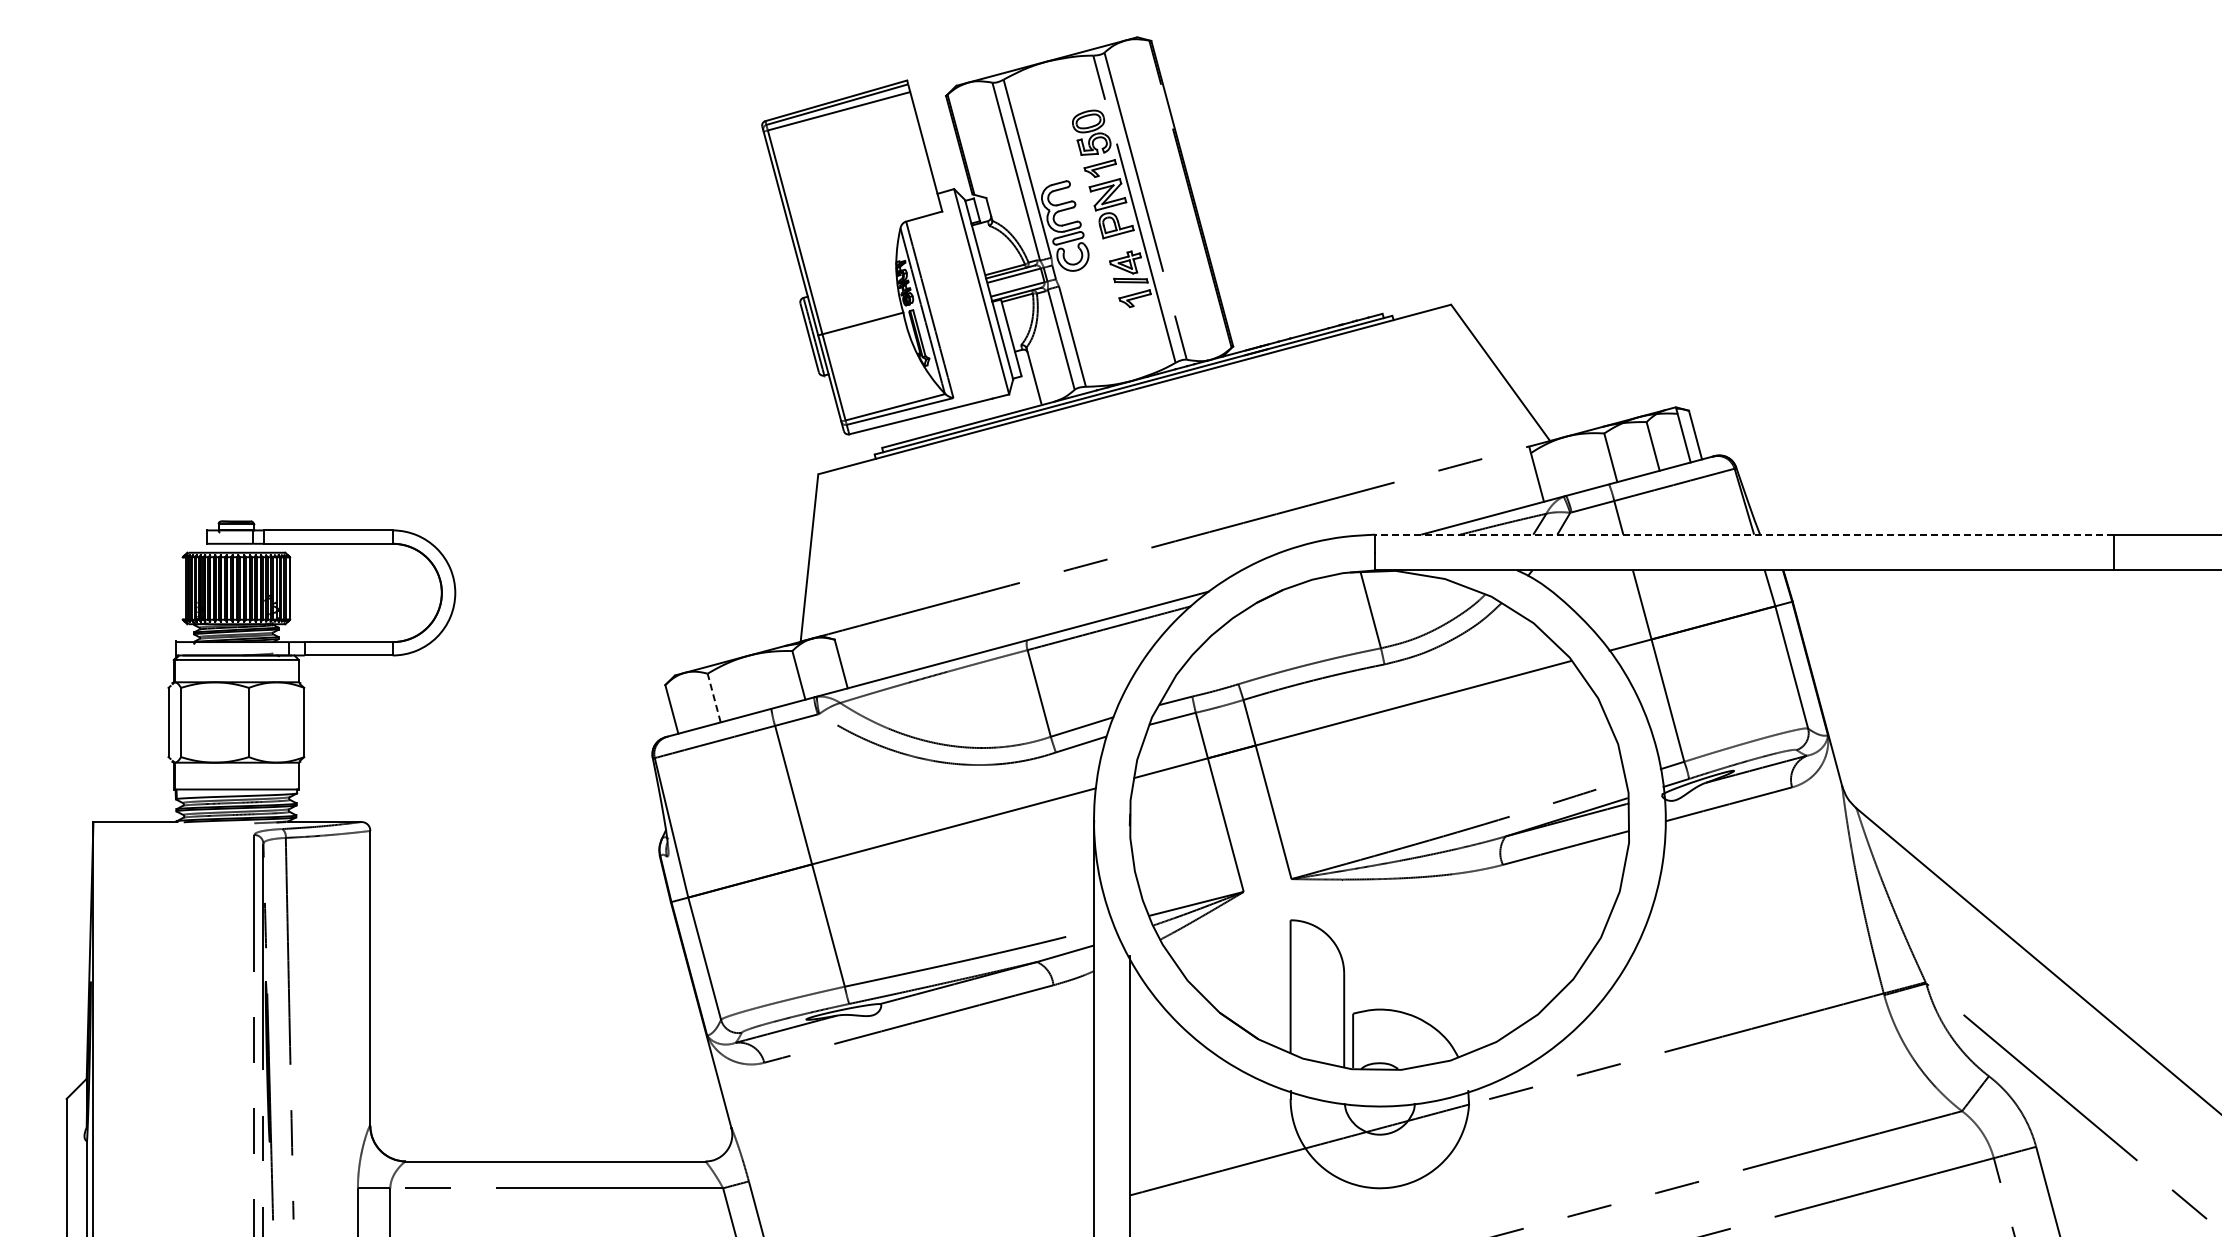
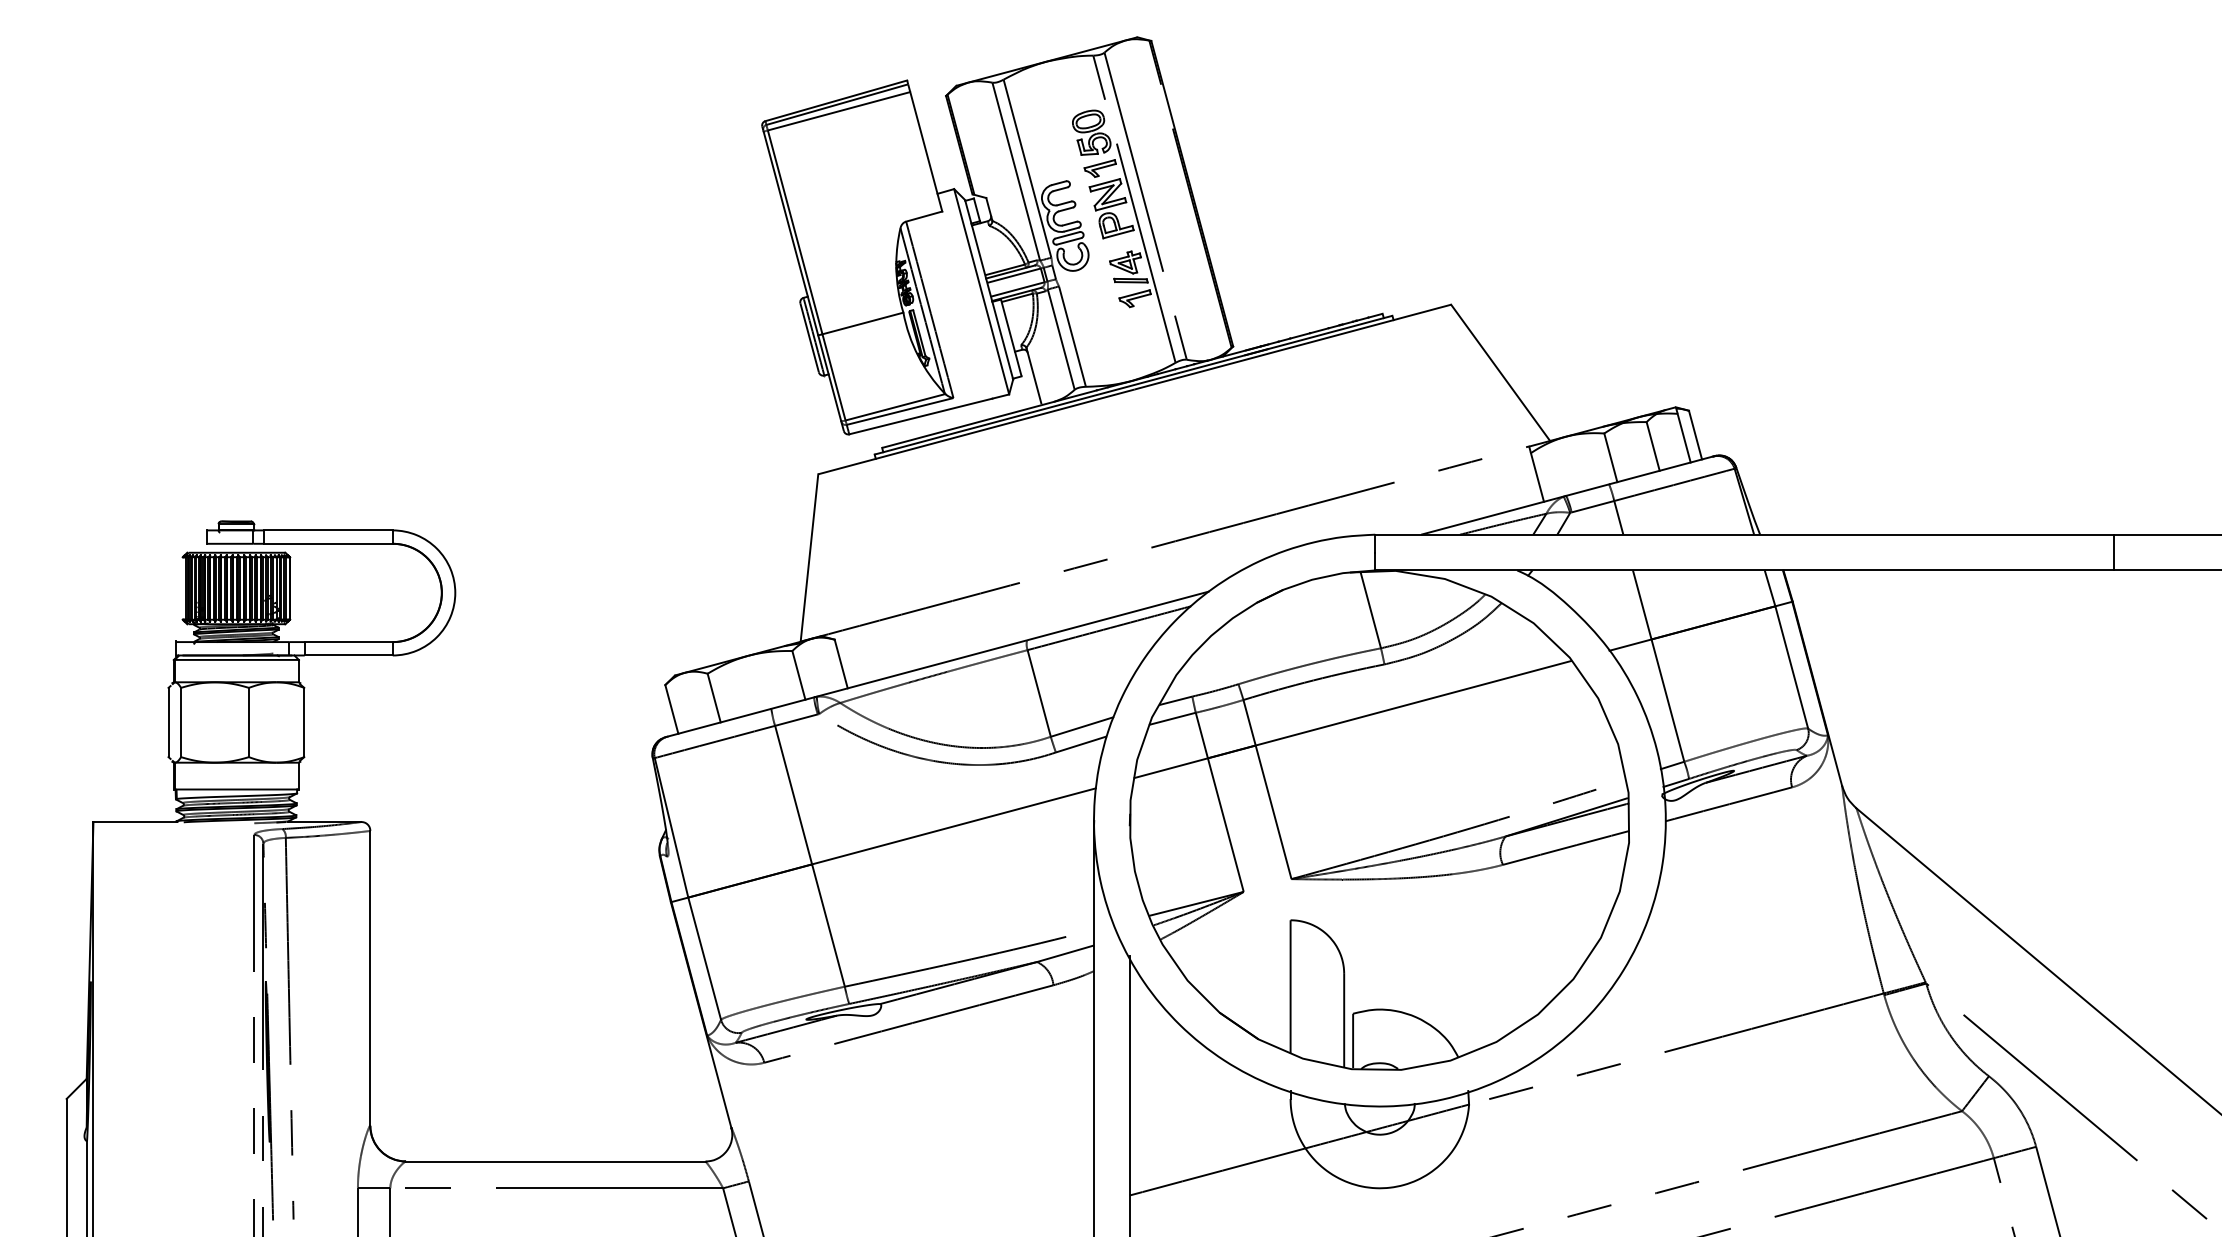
line: dashed -> solid (1744, 534)
line: dashed -> solid (714, 697)
